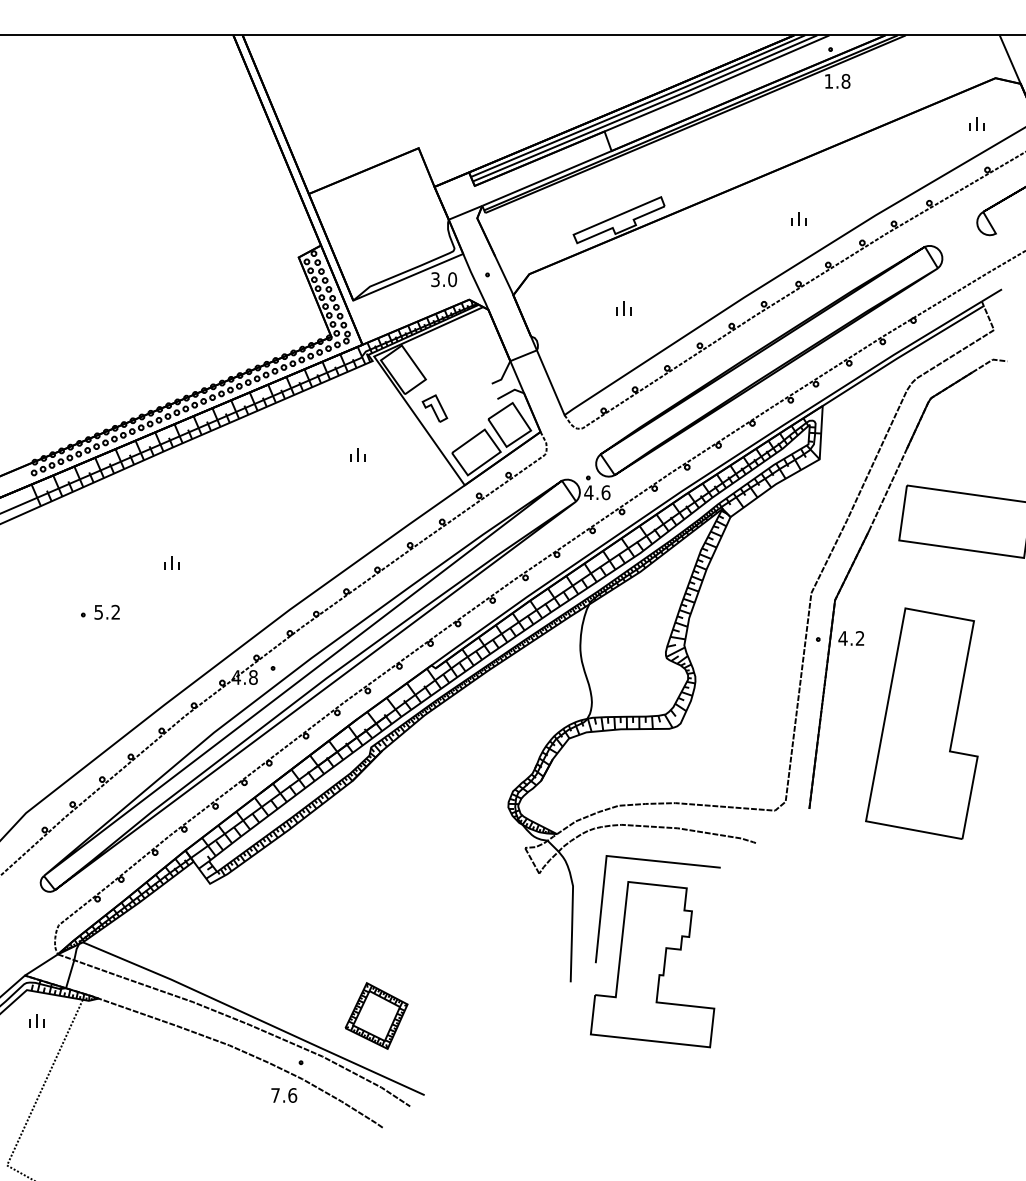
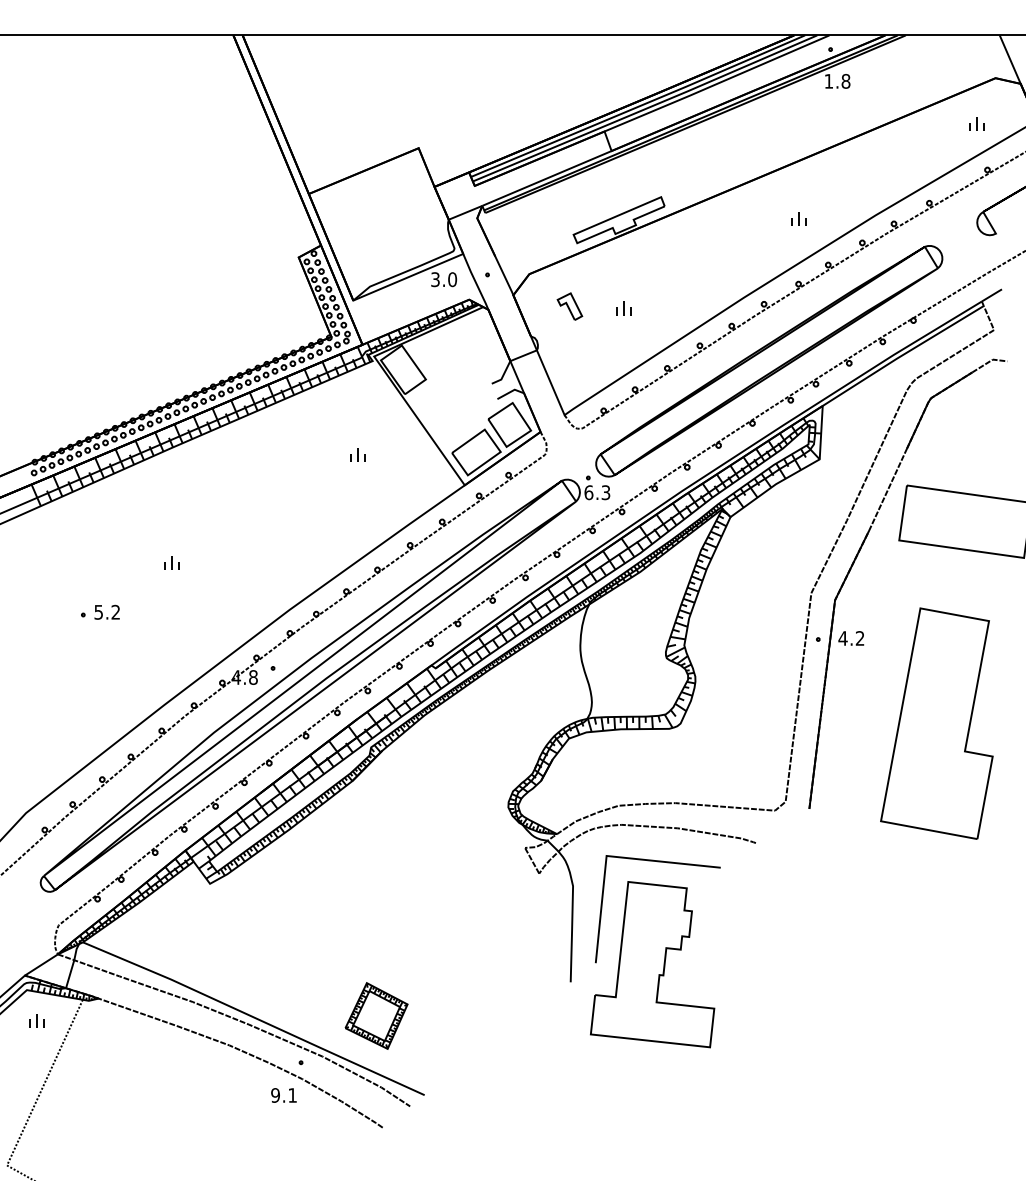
part position: (434, 408) -> (569, 306) (569, 306)
text: 4.6 -> 6.3 (597, 492)
part position: (921, 723) -> (936, 723) (936, 723)
text: 7.6 -> 9.1 (284, 1095)
